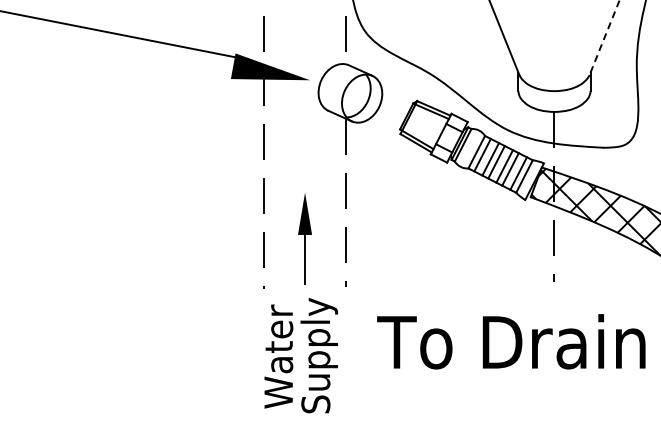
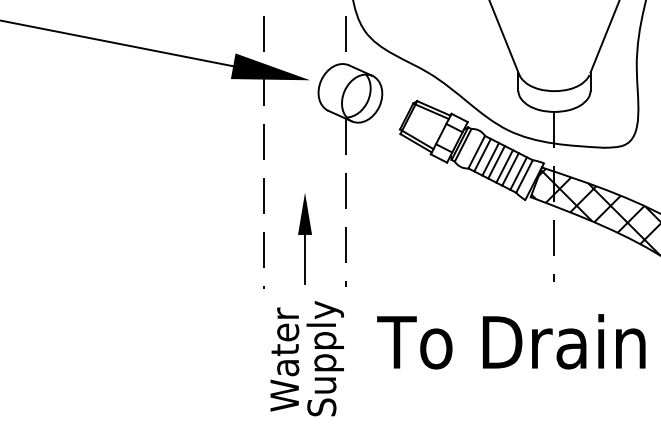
line position: (118, 34) -> (117, 43) (117, 43)
line: dashed -> solid (604, 36)
text position: (300, 355) -> (306, 358) (306, 358)
